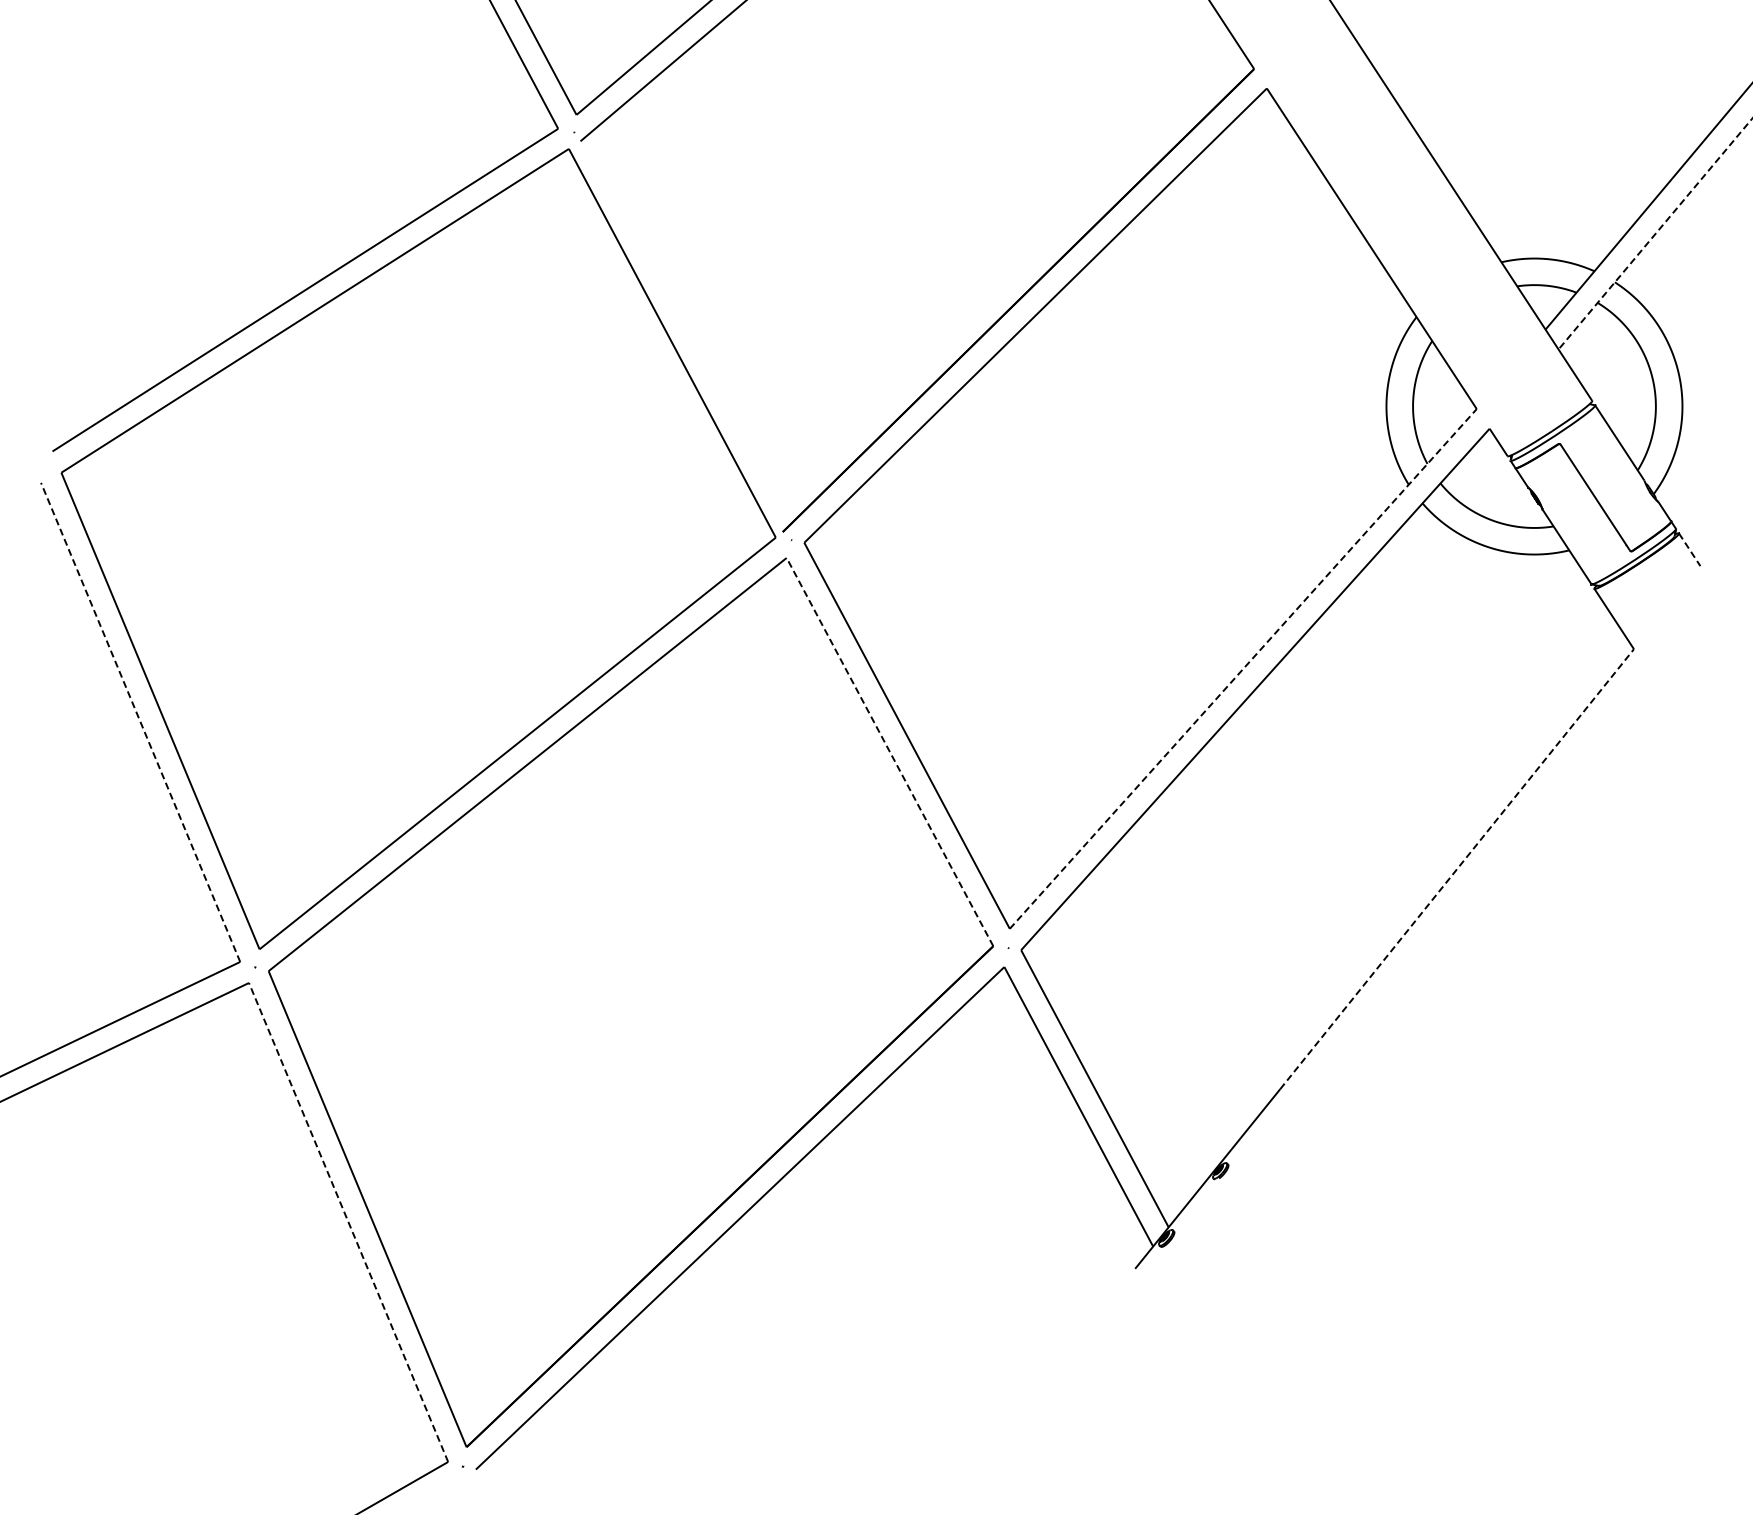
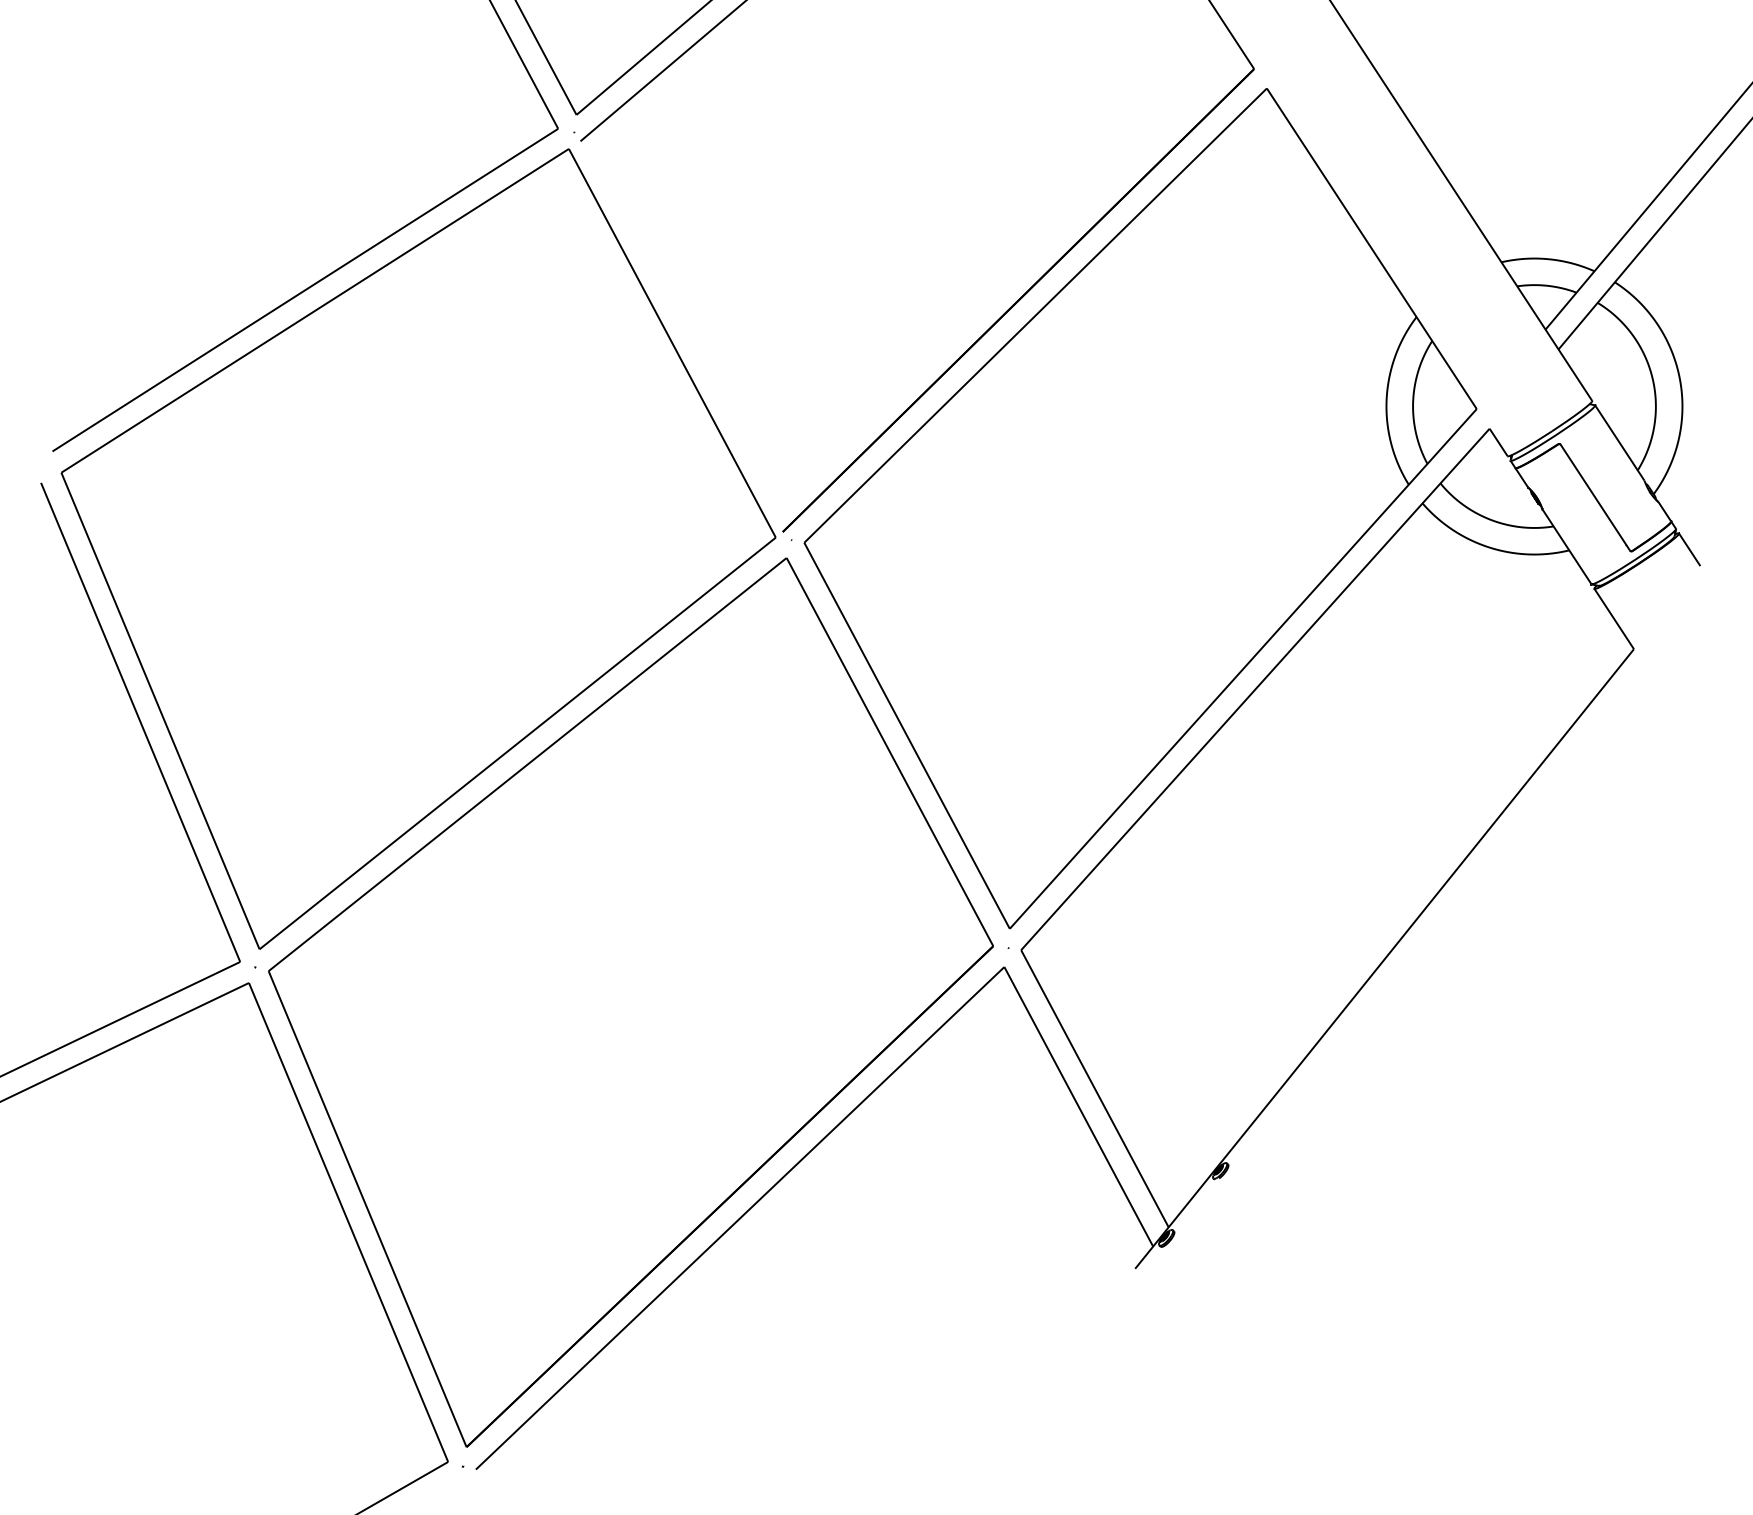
line: dashed -> solid (1655, 233)
line: dashed -> solid (1689, 549)
line: dashed -> solid (1243, 668)
line: dashed -> solid (140, 721)
line: dashed -> solid (890, 752)
line: dashed -> solid (1457, 868)
line: dashed -> solid (348, 1222)
